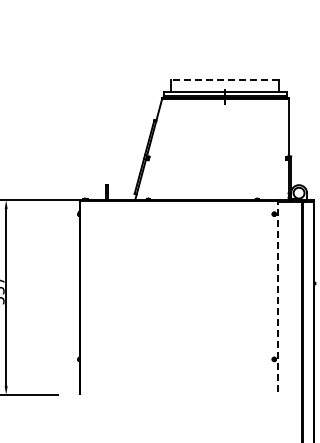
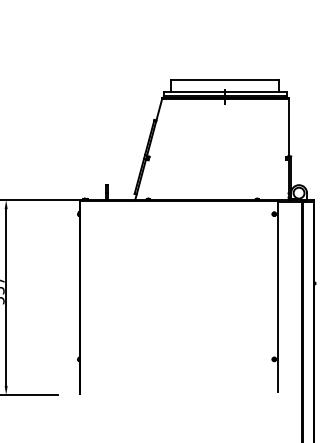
line: dashed -> solid (224, 79)
line: dashed -> solid (277, 295)
